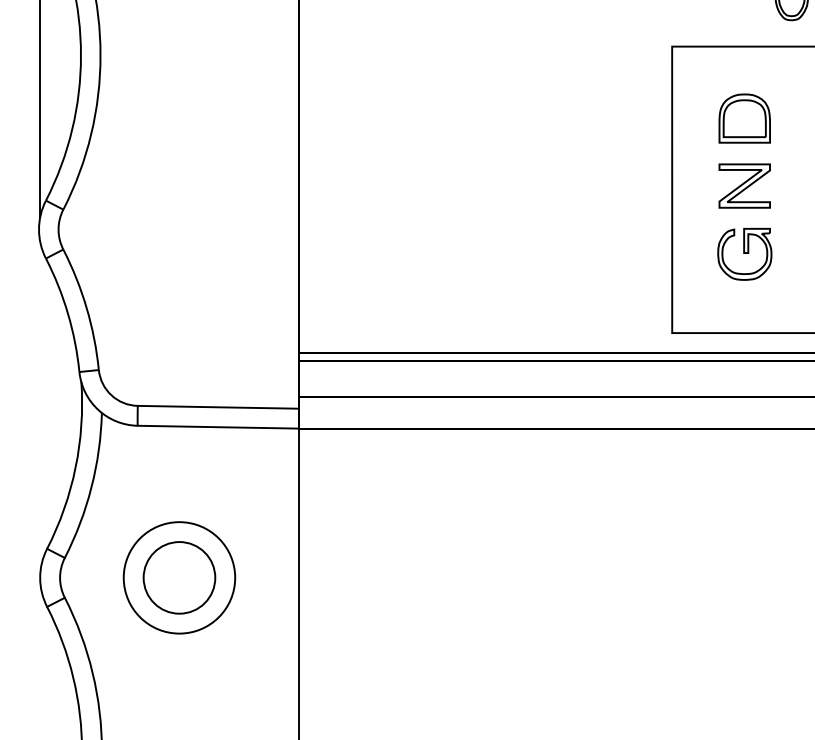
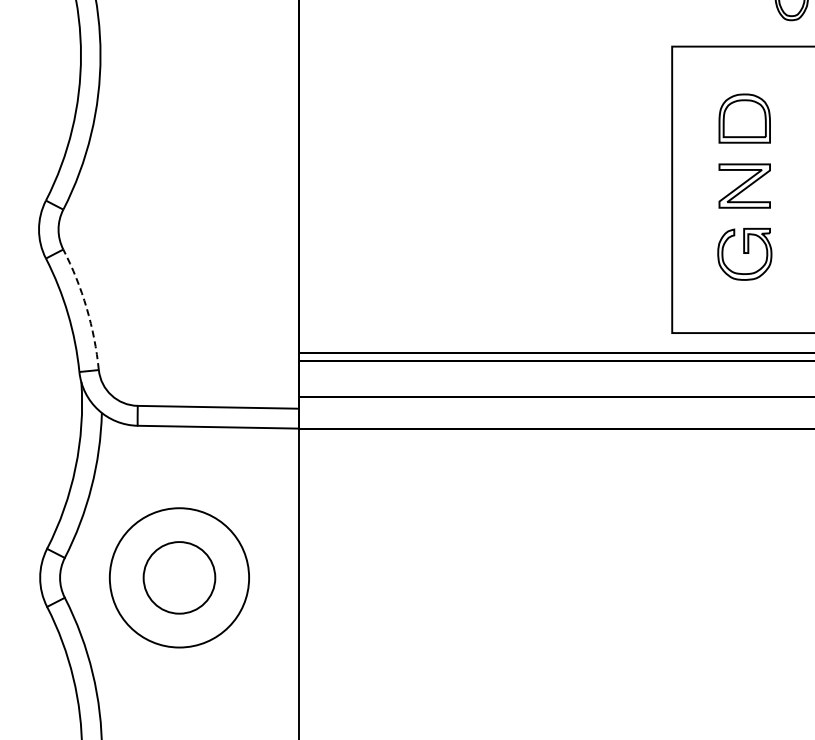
line: present -> none (40, 109)
arc: solid -> dashed (86, 308)
circle diameter: 111 px -> 139 px (179, 577)
